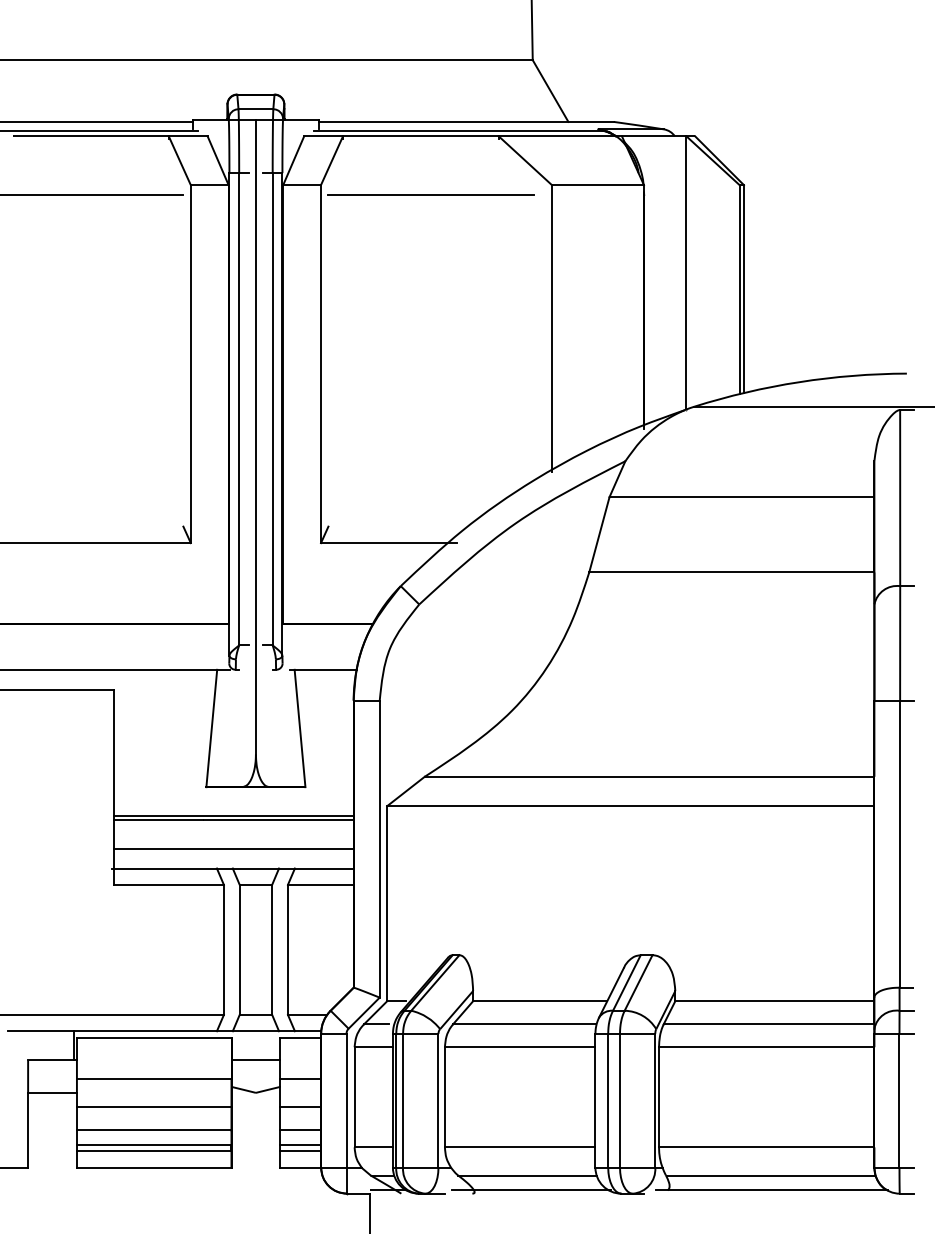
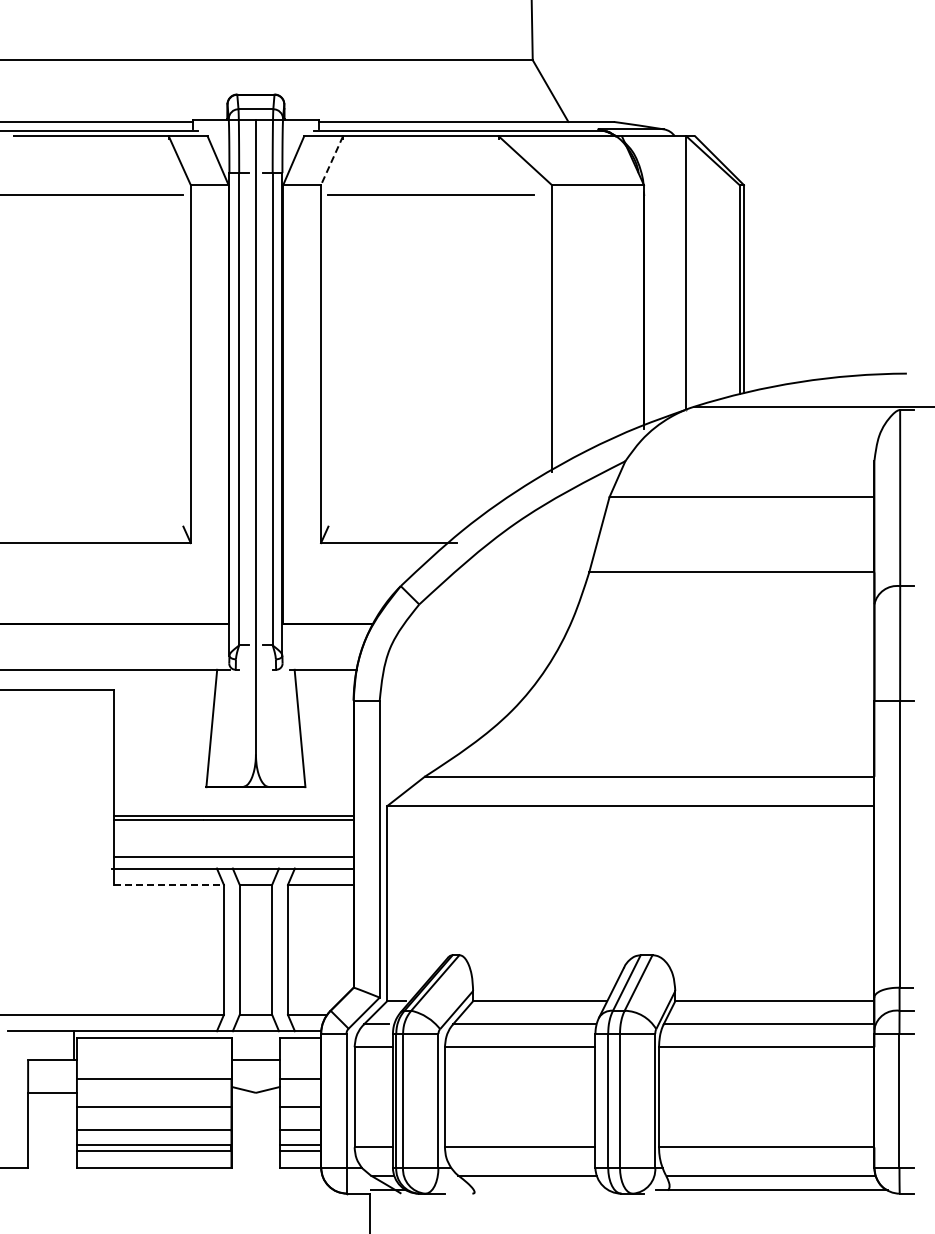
line: solid -> dashed (332, 160)
line position: (233, 848) -> (233, 856) (233, 856)
line: solid -> dashed (169, 884)
line: present -> none (530, 1190)
